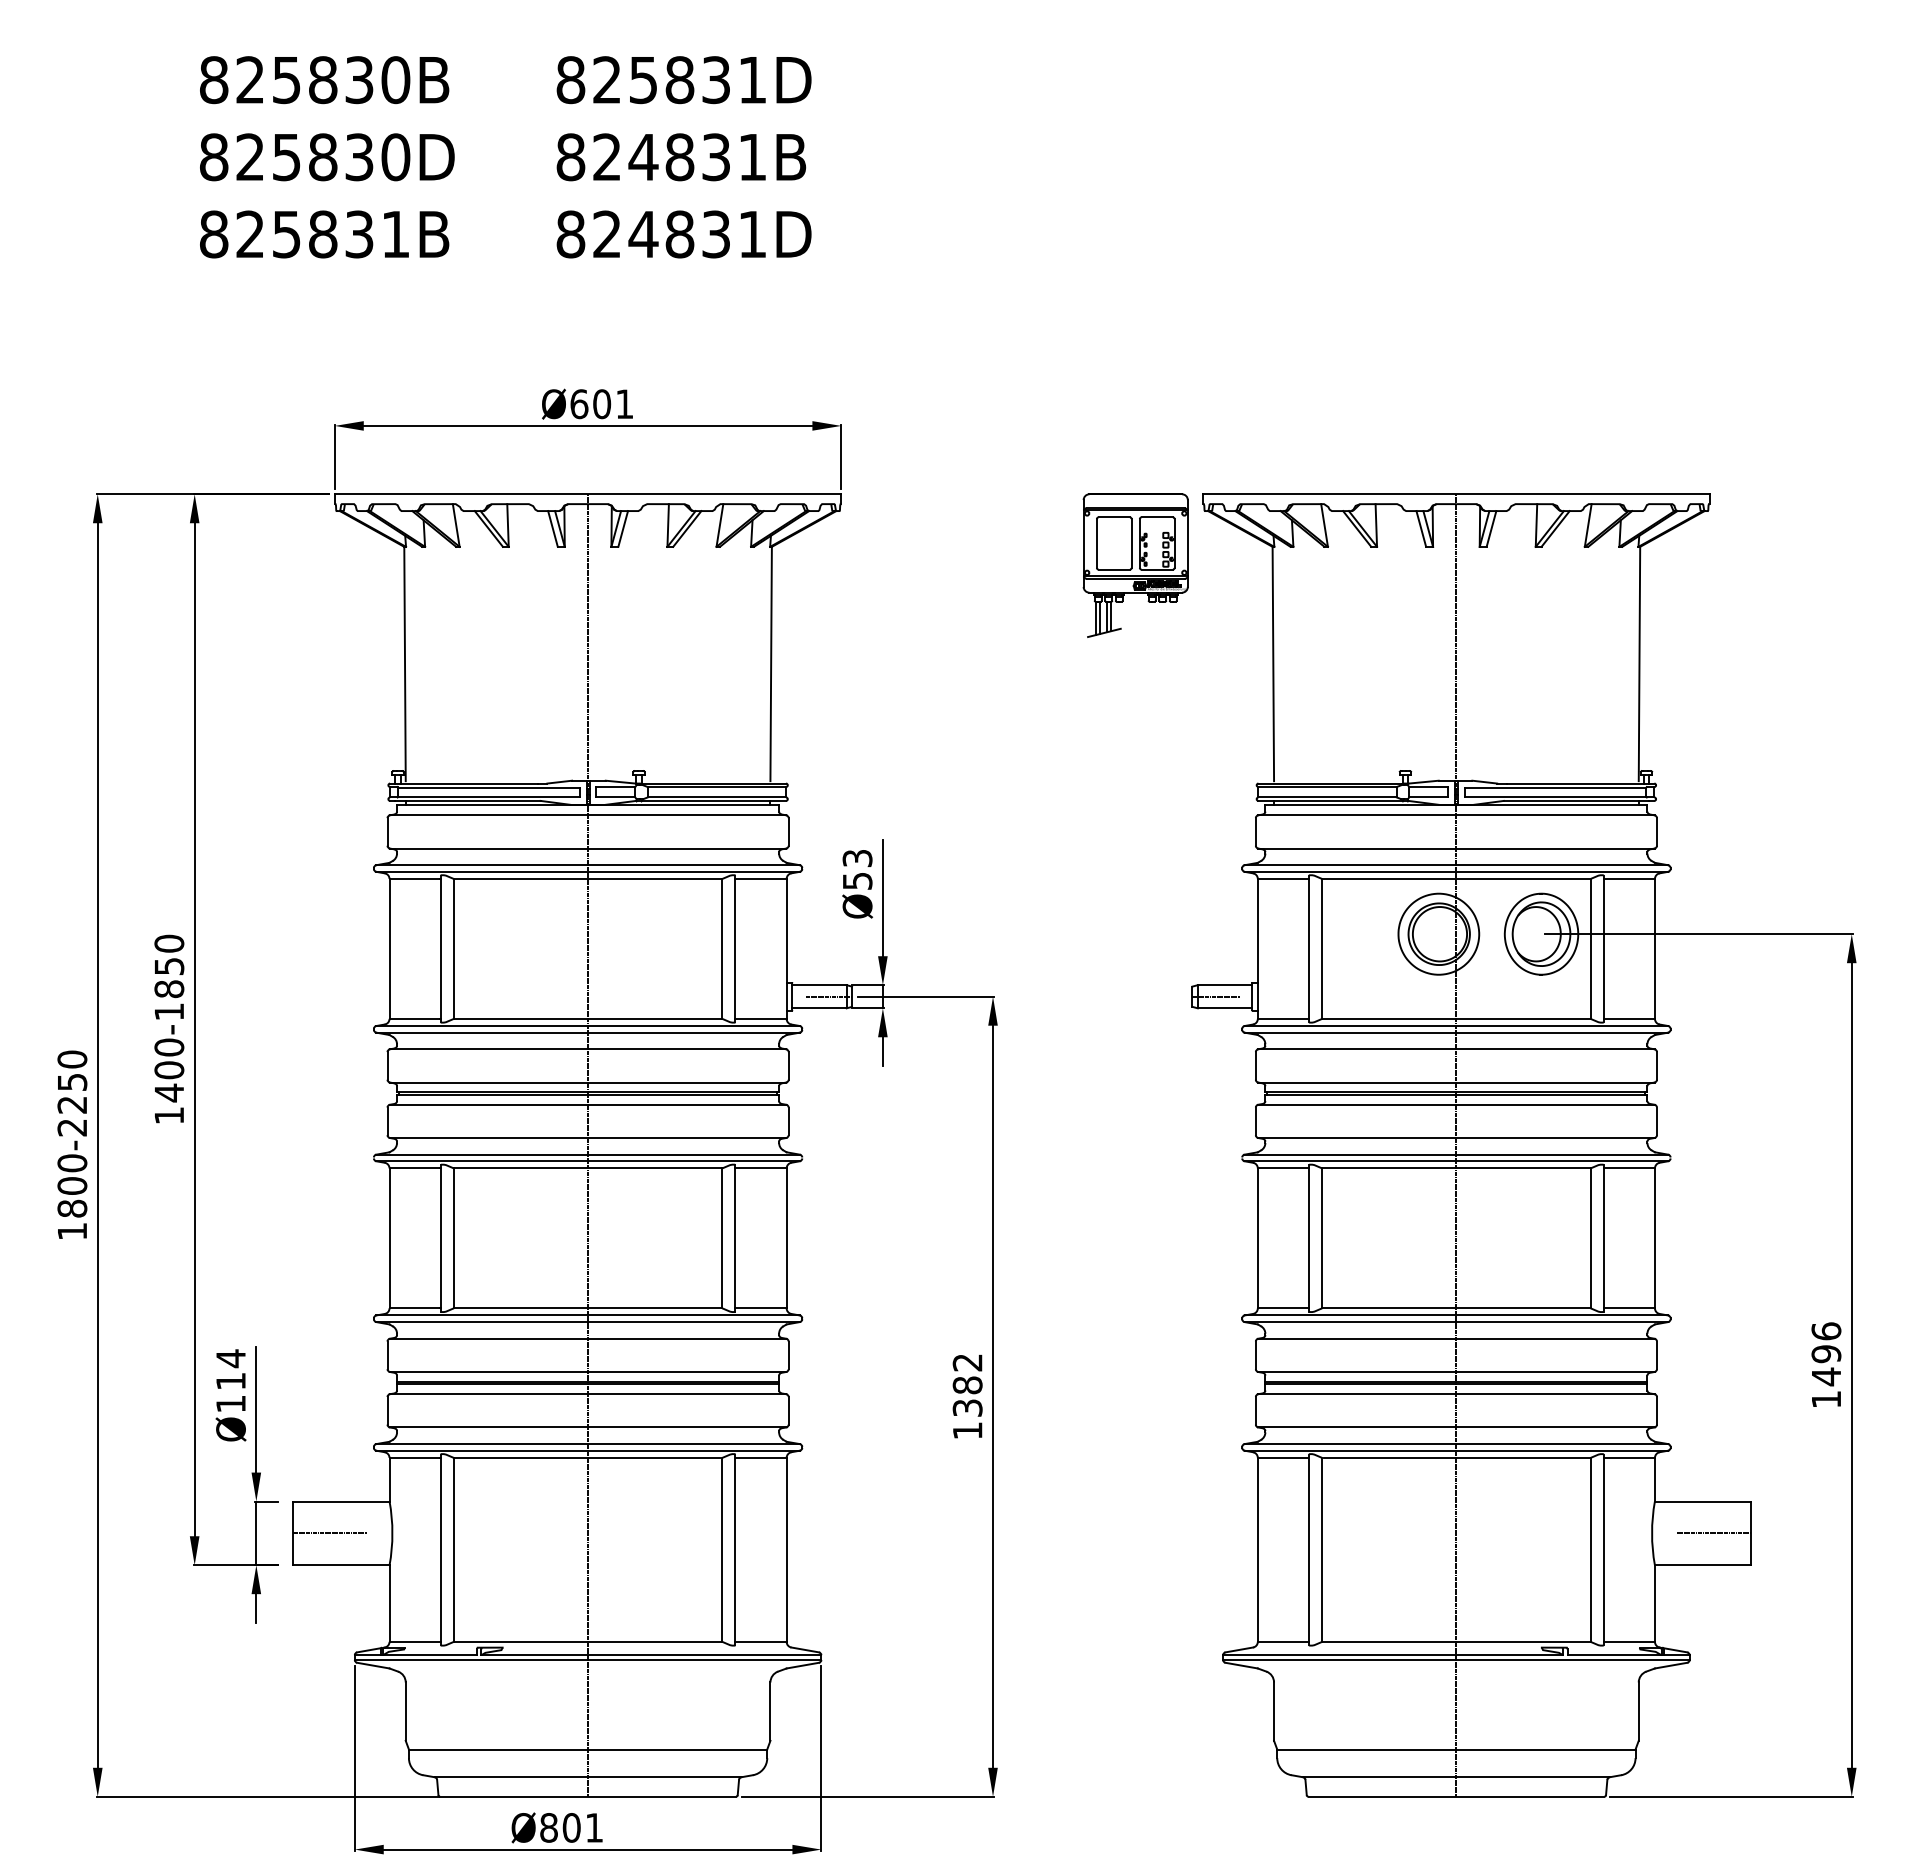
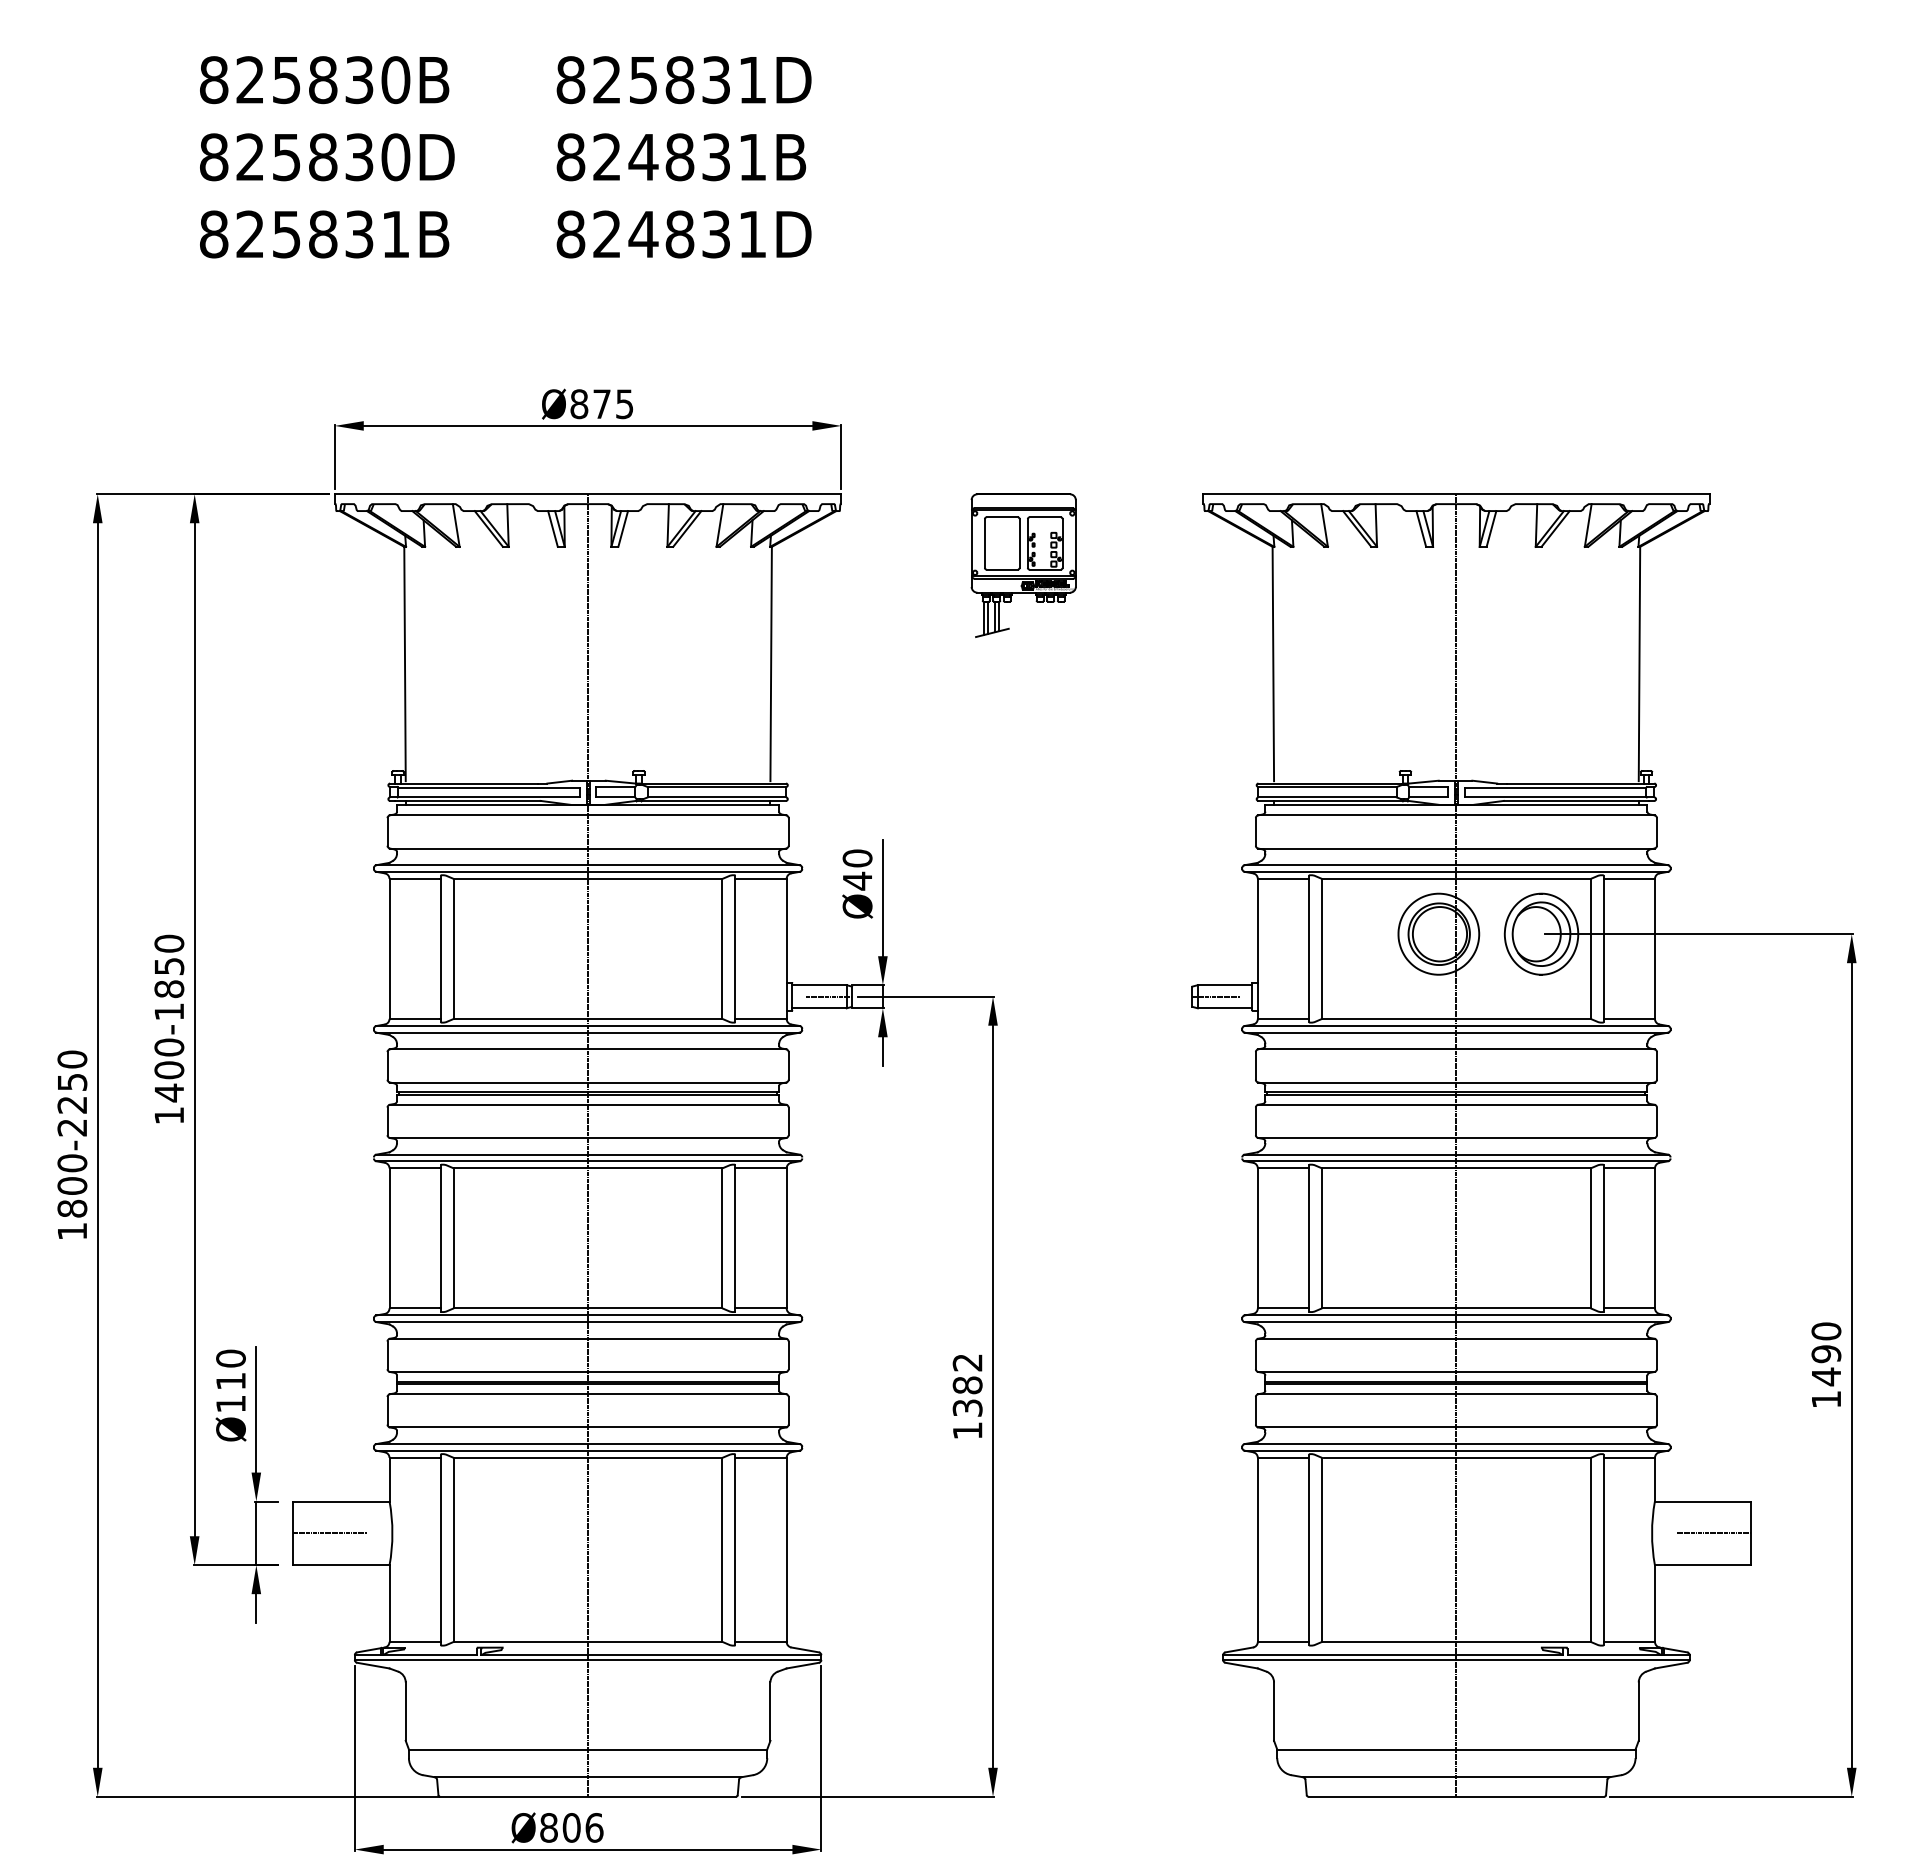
text: Ø601 -> Ø875 (601, 404)
part position: (1135, 565) -> (1023, 565) (1023, 565)
text: Ø53 -> Ø40 (857, 869)
text: 1496 -> 1490 (1826, 1331)
text: Ø114 -> Ø110 (230, 1358)
text: Ø801 -> Ø806 (594, 1827)
